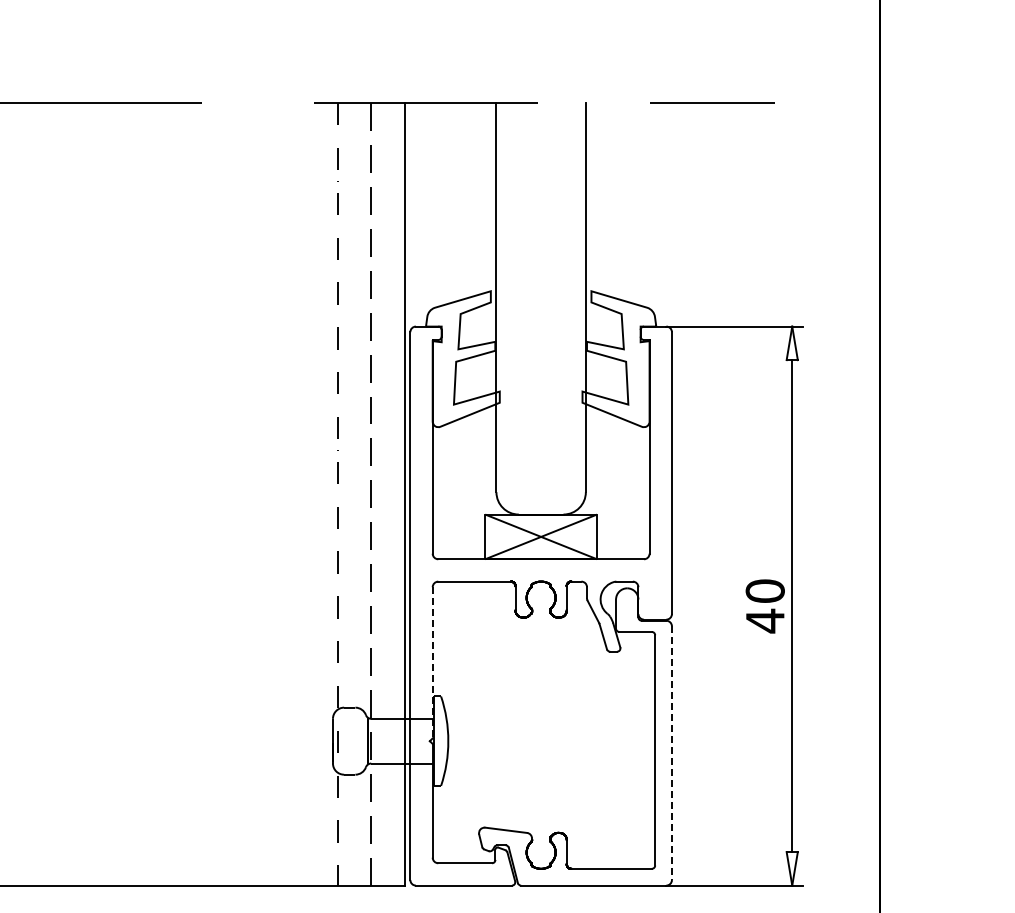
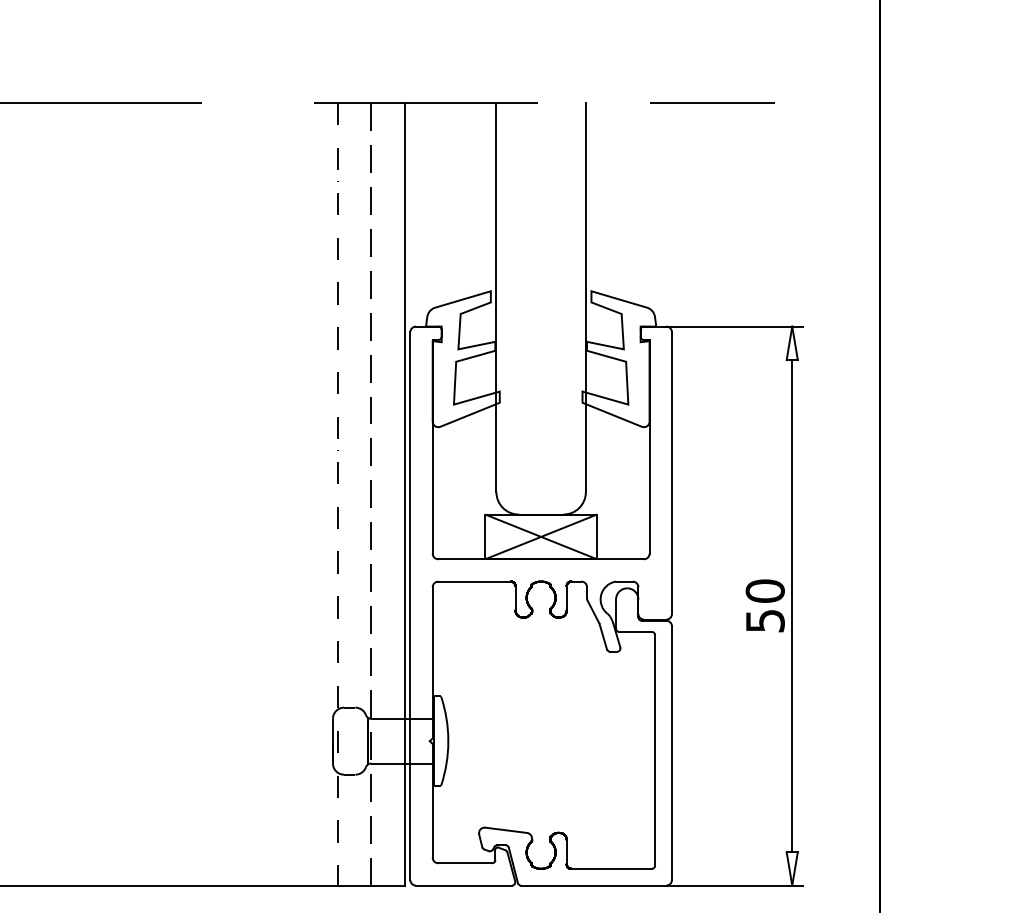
text: 40 -> 50 (765, 620)
line: dashed -> solid (432, 662)
line: dashed -> solid (671, 753)
